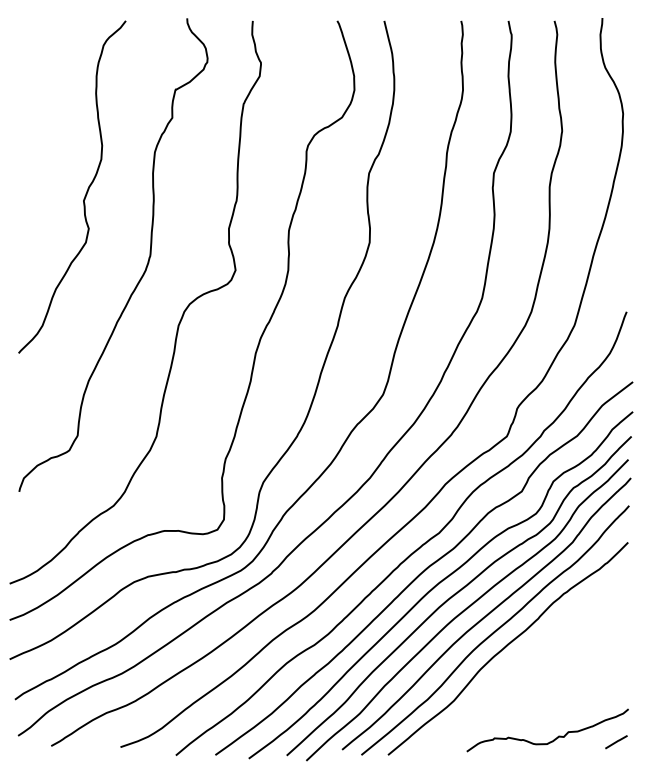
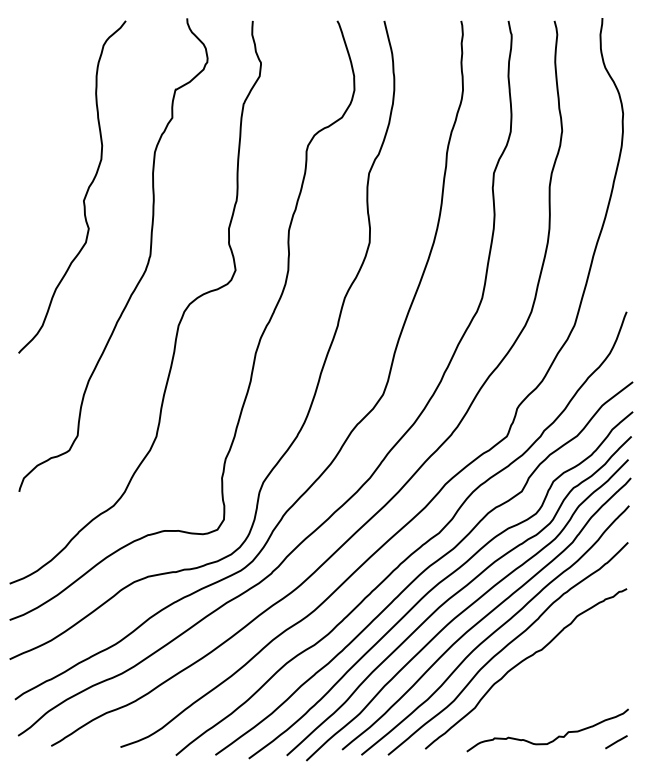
curve: none -> present (522, 662)
